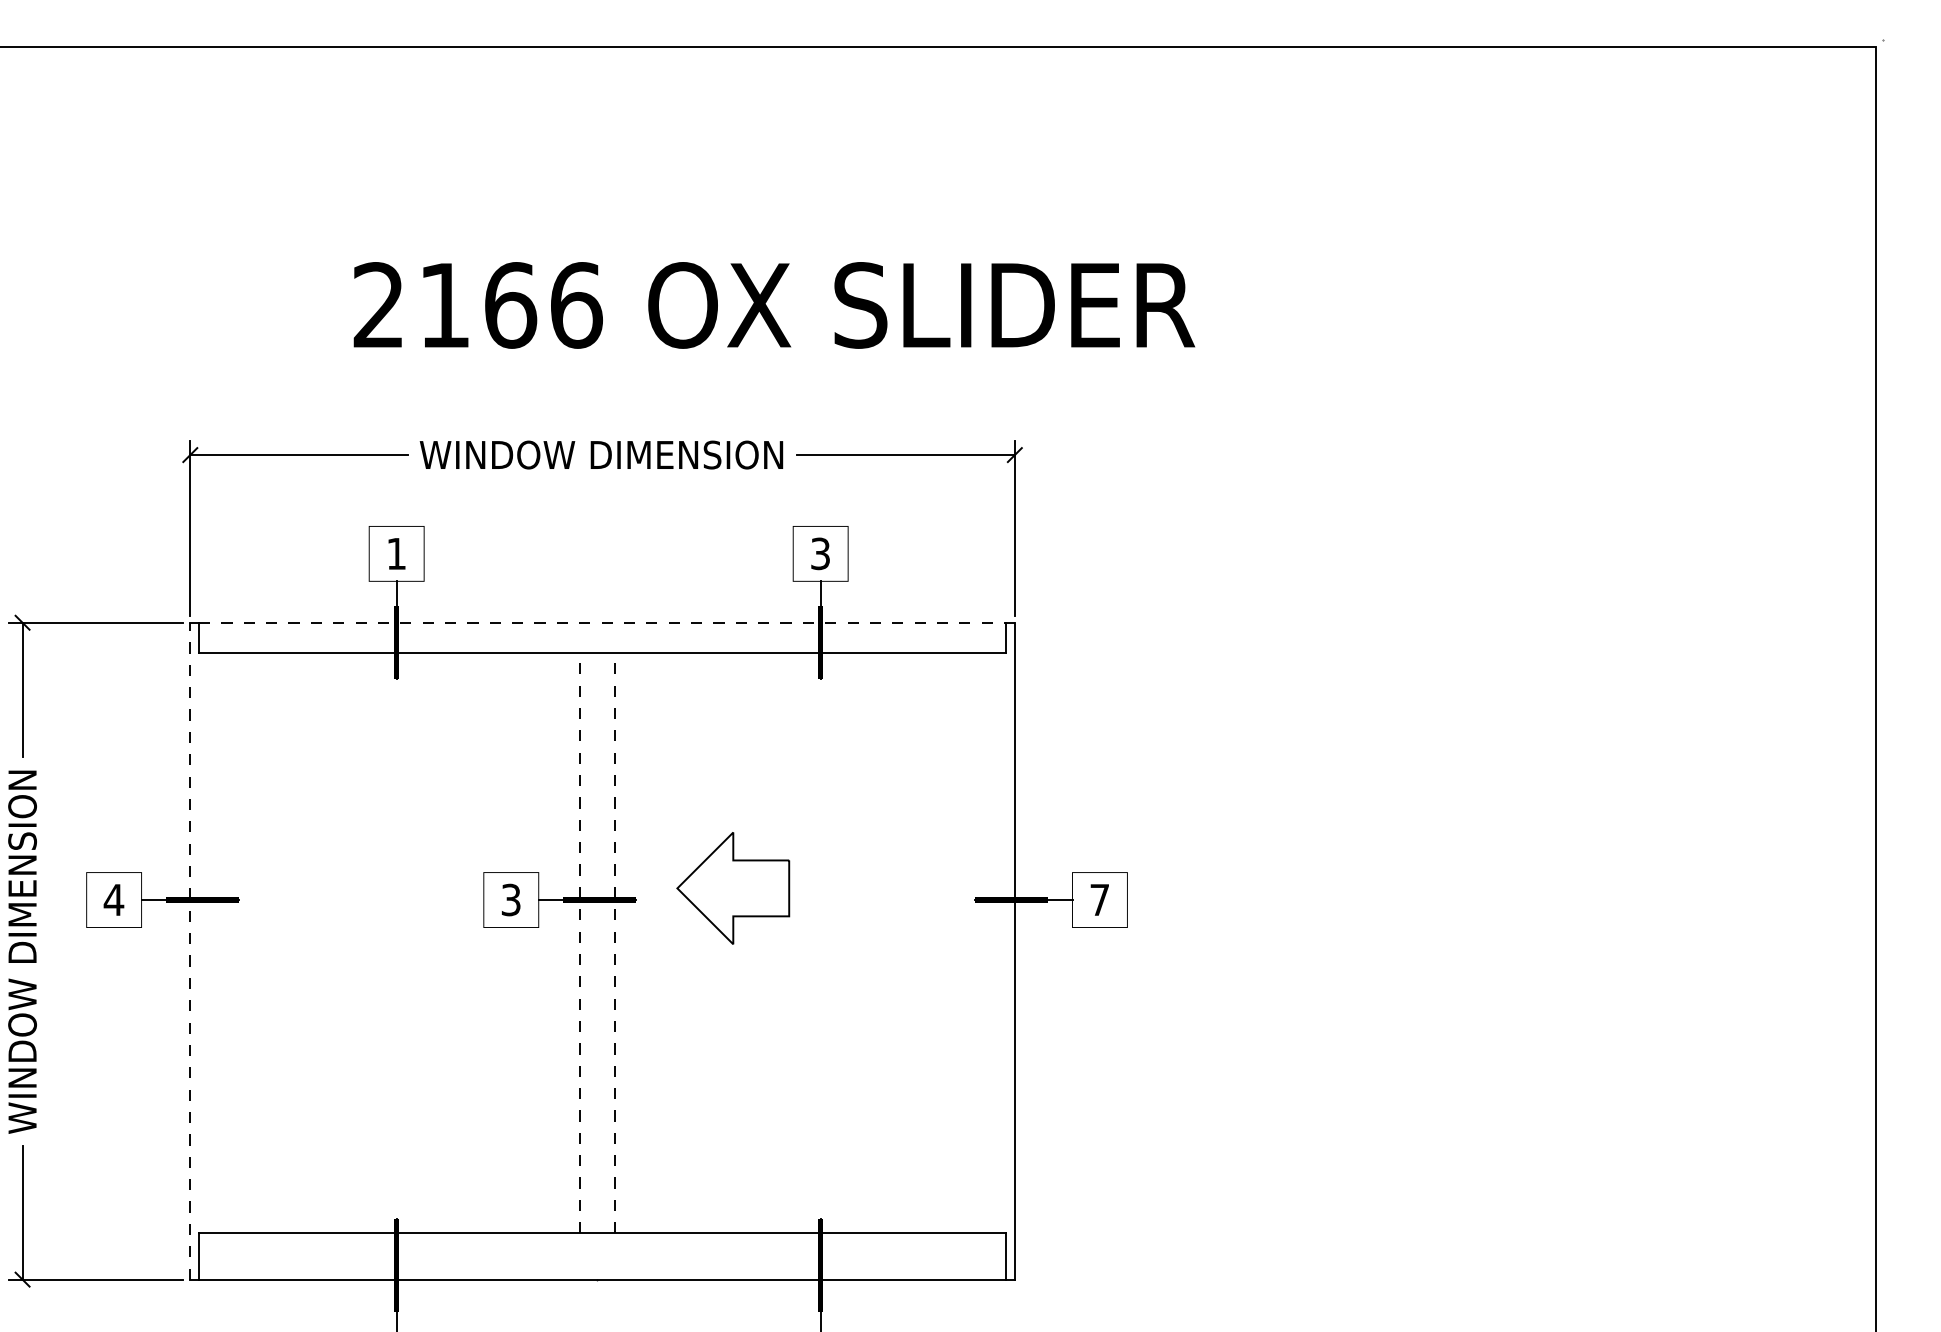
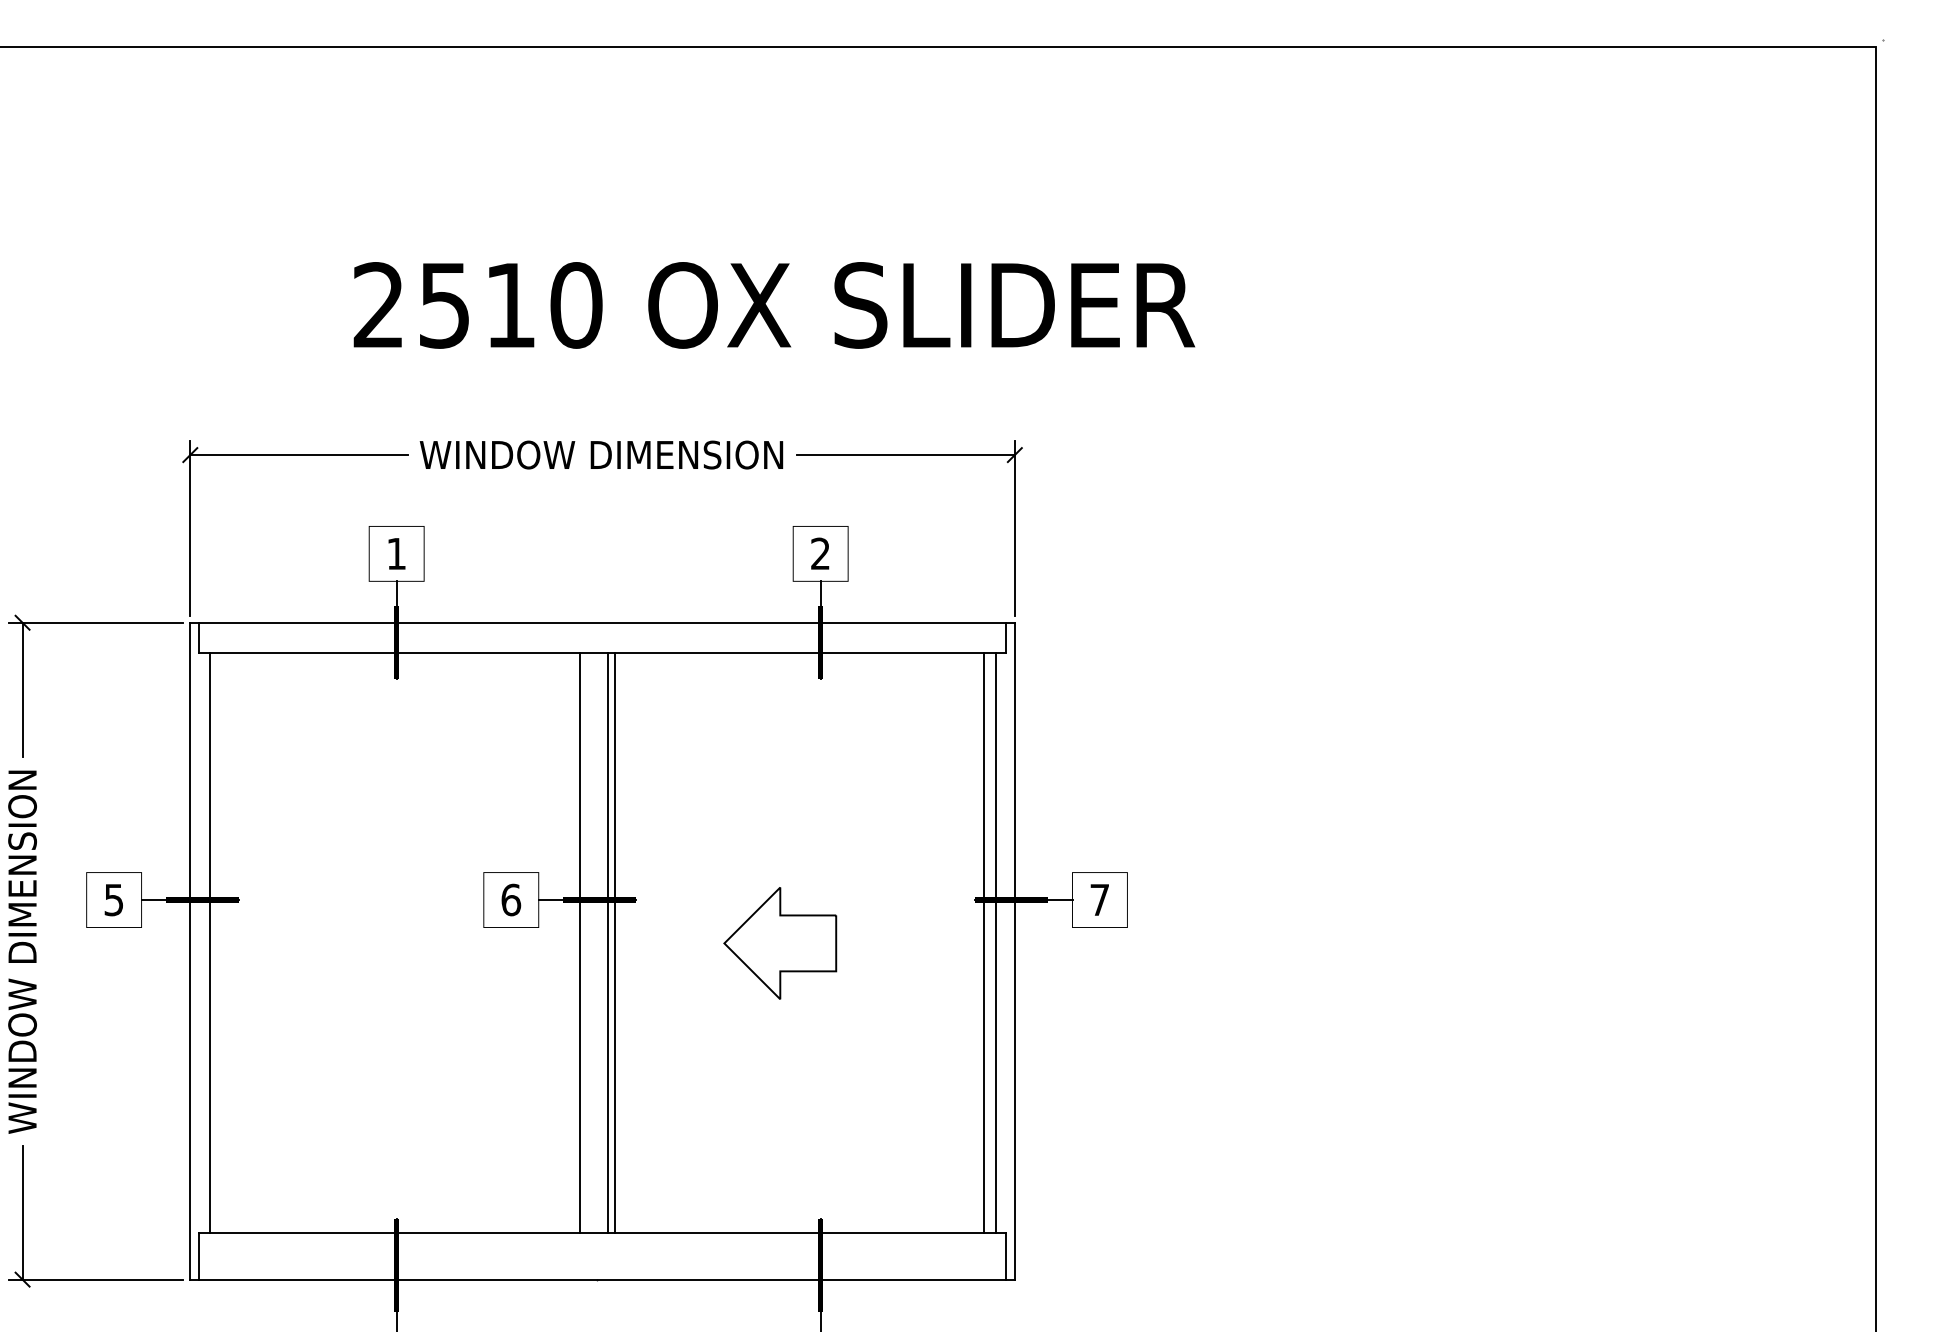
text: 2166 -> 2510 (511, 305)
text: 3 -> 2 (820, 554)
line: dashed -> solid (606, 622)
part position: (733, 888) -> (780, 943) (780, 943)
text: 3 -> 6 (511, 899)
text: 4 -> 5 (113, 900)
line: none -> present (210, 943)
line: dashed -> solid (579, 943)
line: none -> present (607, 943)
line: dashed -> solid (614, 943)
line: none -> present (984, 943)
line: none -> present (995, 943)
line: dashed -> solid (190, 950)
